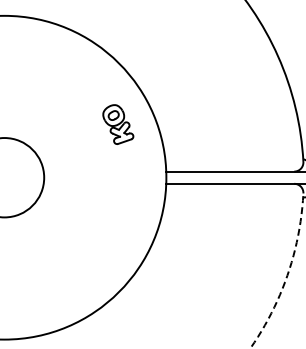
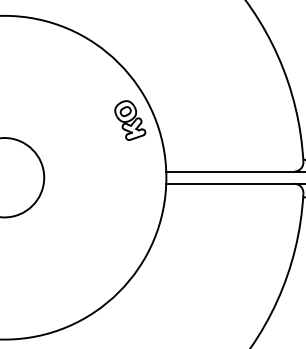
part position: (118, 124) -> (130, 120) (130, 120)
arc: dashed -> solid (287, 275)
